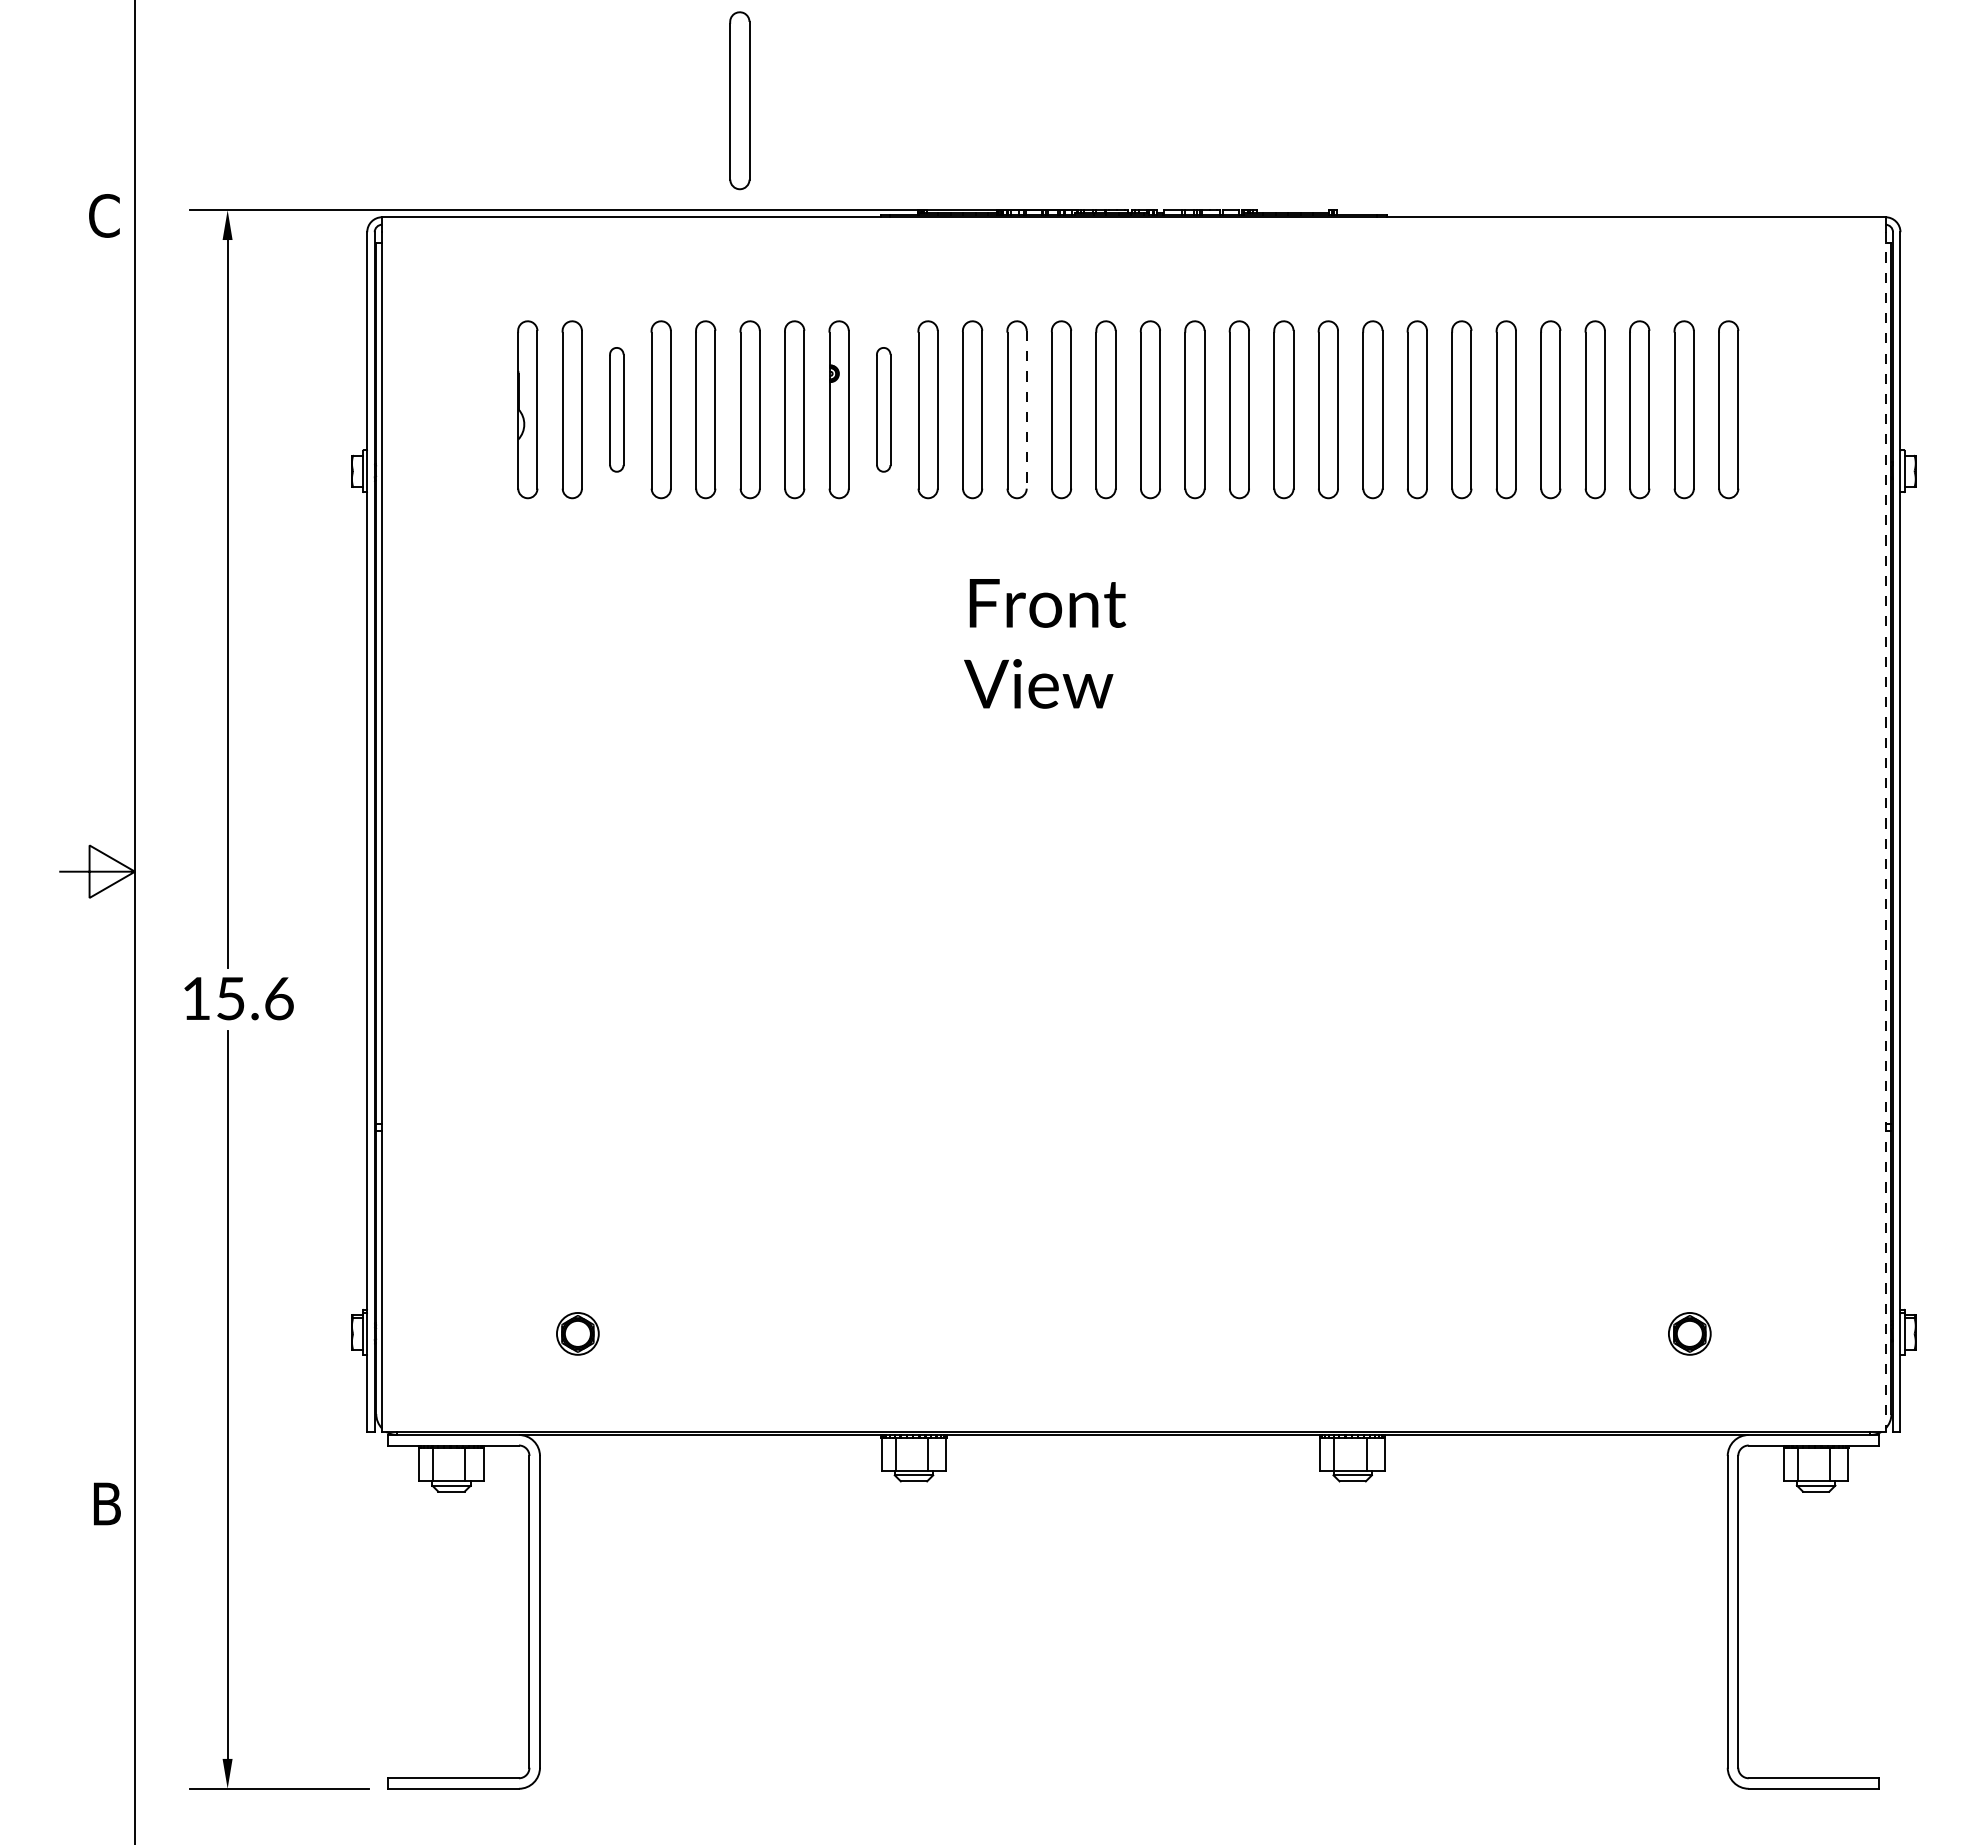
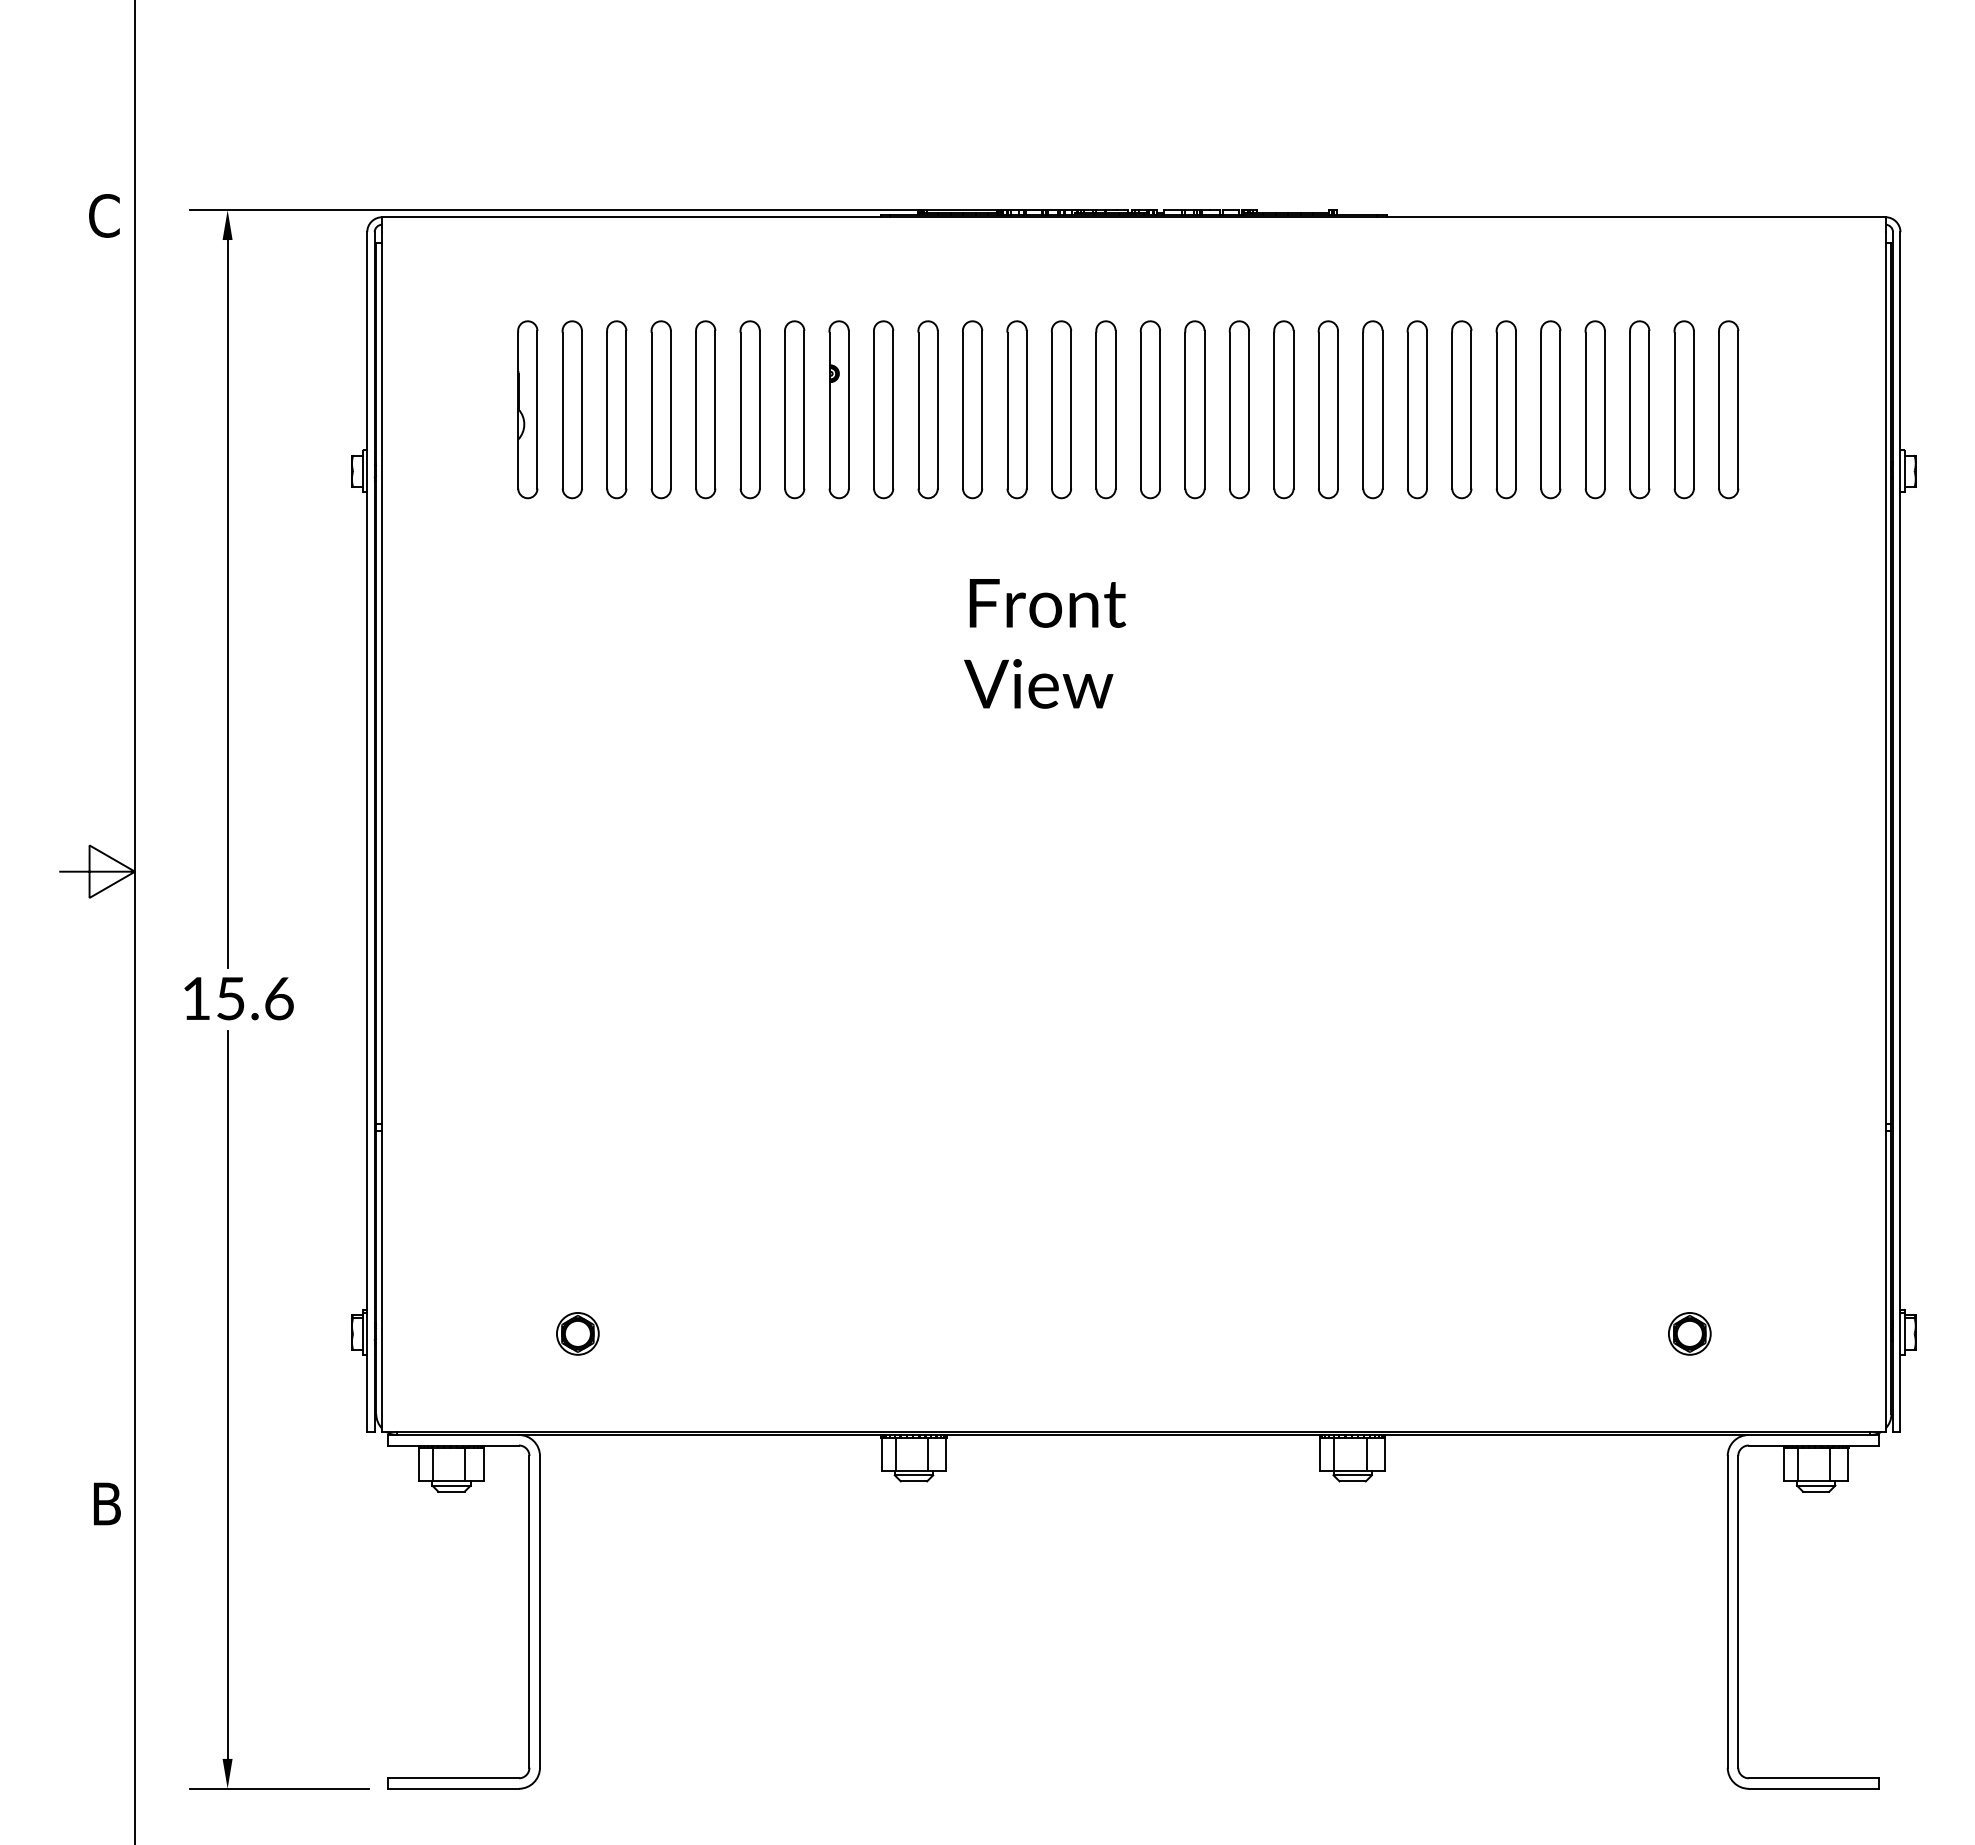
part: present -> none (739, 100)
part size: 16x126 px -> 22x180 px (616, 409)
part size: 16x126 px -> 22x180 px (883, 409)
line: dashed -> solid (1026, 409)
line: dashed -> solid (1885, 832)
